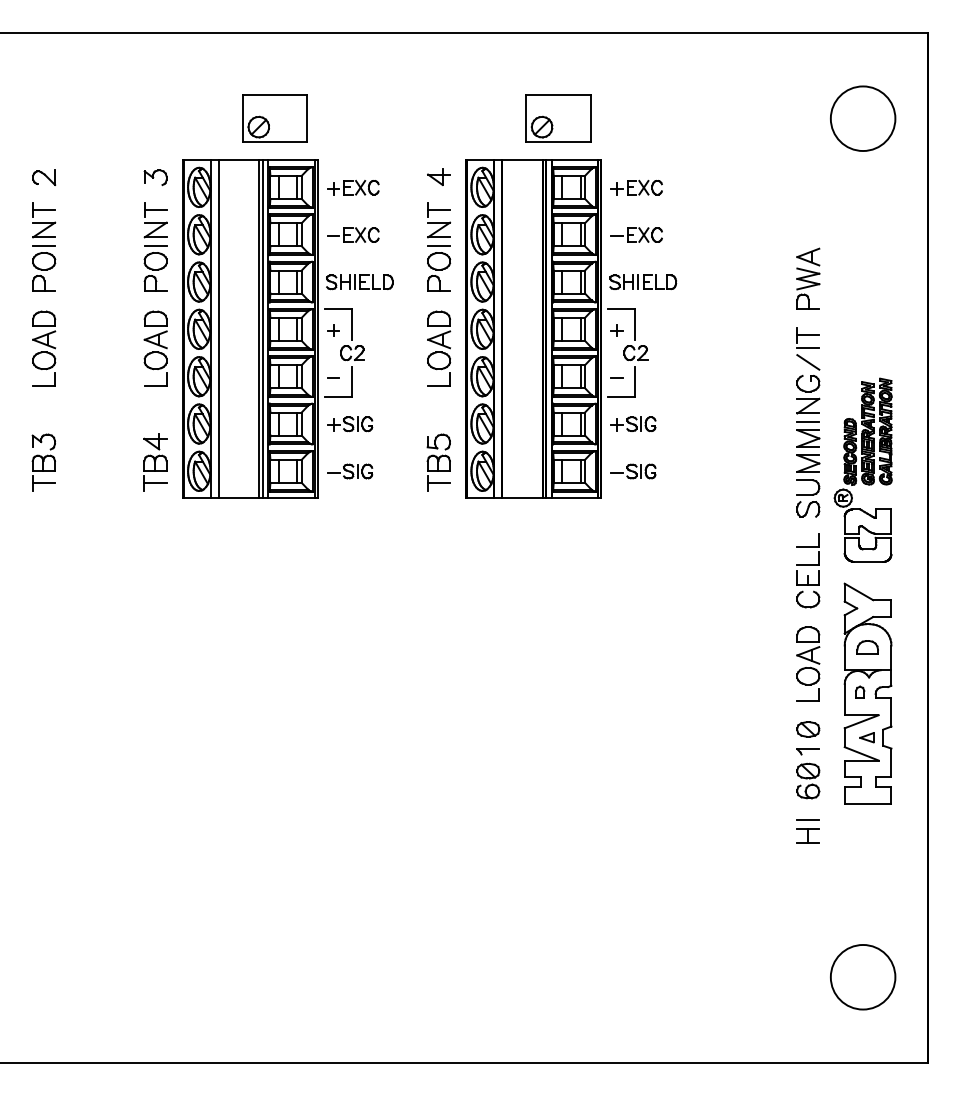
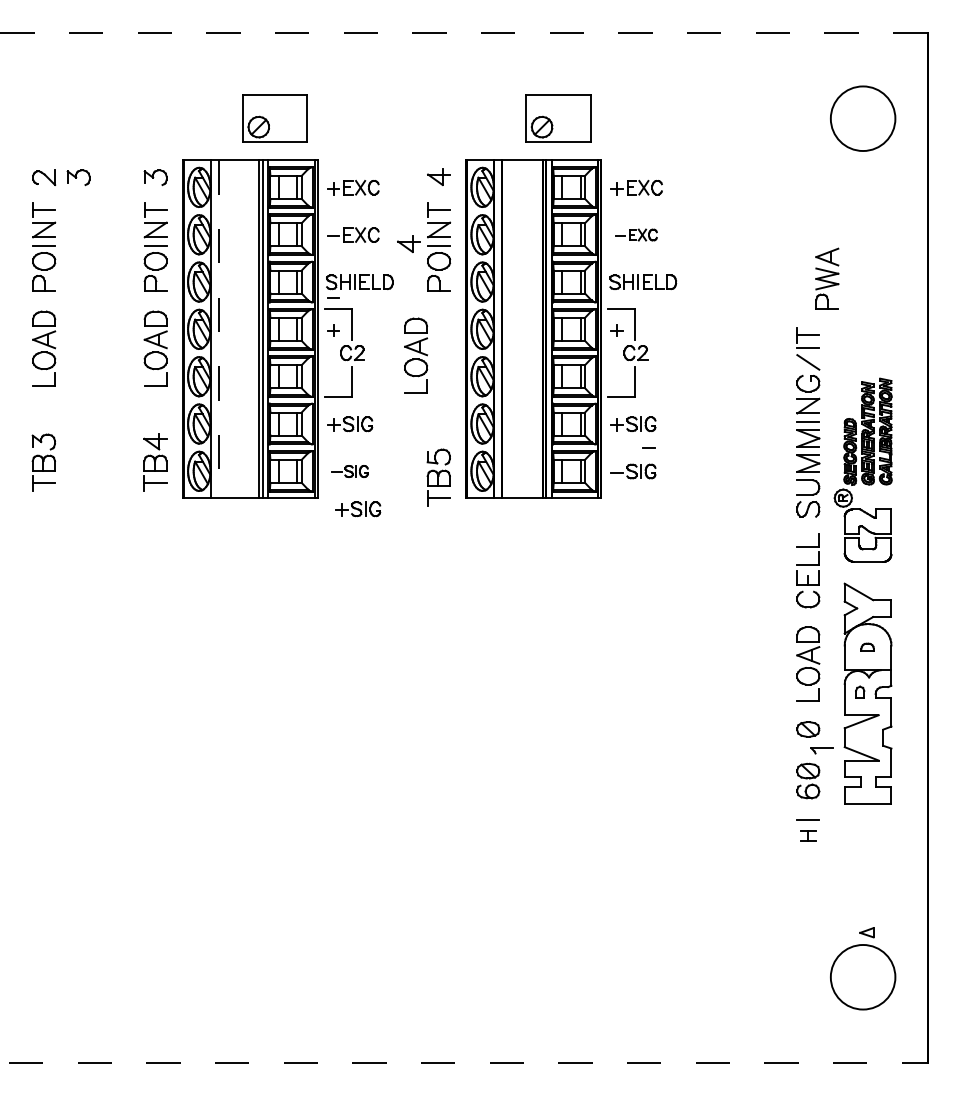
line: solid -> dashed (463, 32)
part: none -> present (78, 177)
part size: 53x16 px -> 43x14 px (636, 234)
part: none -> present (408, 243)
part position: (808, 278) -> (827, 278) (827, 278)
line: solid -> dashed (218, 329)
part position: (439, 348) -> (416, 355) (416, 355)
line position: (333, 377) -> (333, 297) (333, 297)
line position: (616, 377) -> (648, 447) (648, 447)
part position: (438, 462) -> (438, 477) (438, 477)
part size: 47x17 px -> 38x13 px (349, 471)
part: none -> present (358, 509)
part size: 23x15 px -> 15x10 px (867, 646)
part position: (866, 737) -> (866, 932) (866, 932)
part position: (807, 751) -> (821, 750) (821, 750)
part size: 24x16 px -> 17x12 px (808, 835)
line: solid -> dashed (464, 1063)
